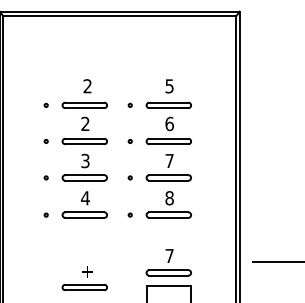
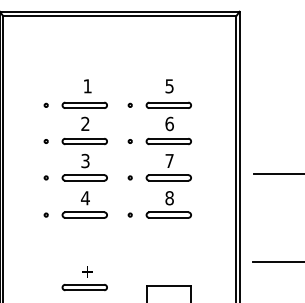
text: 2 -> 1 (87, 86)
line: none -> present (277, 173)
part: present -> none (168, 262)
